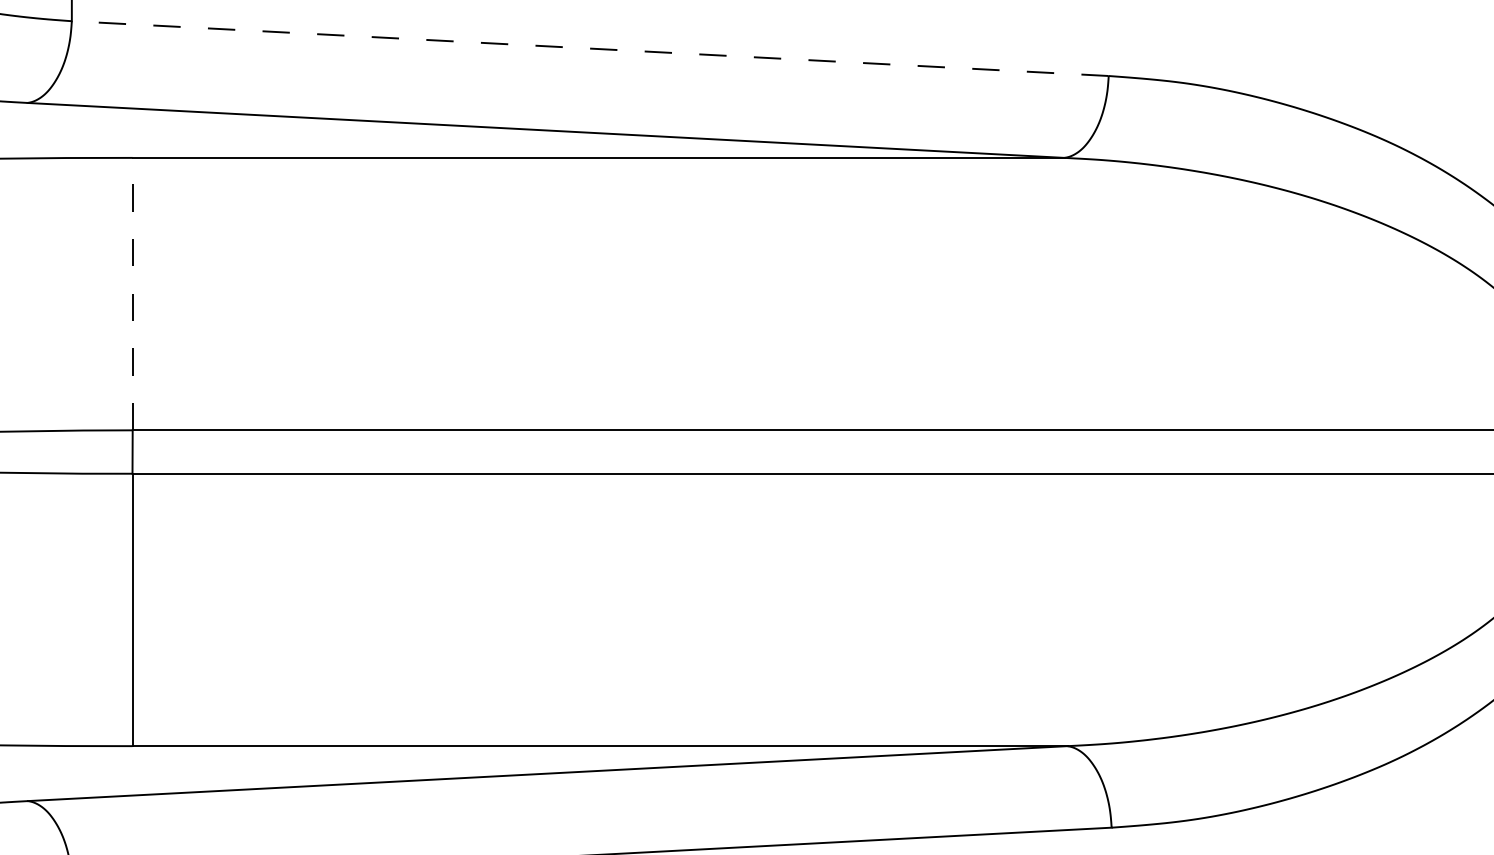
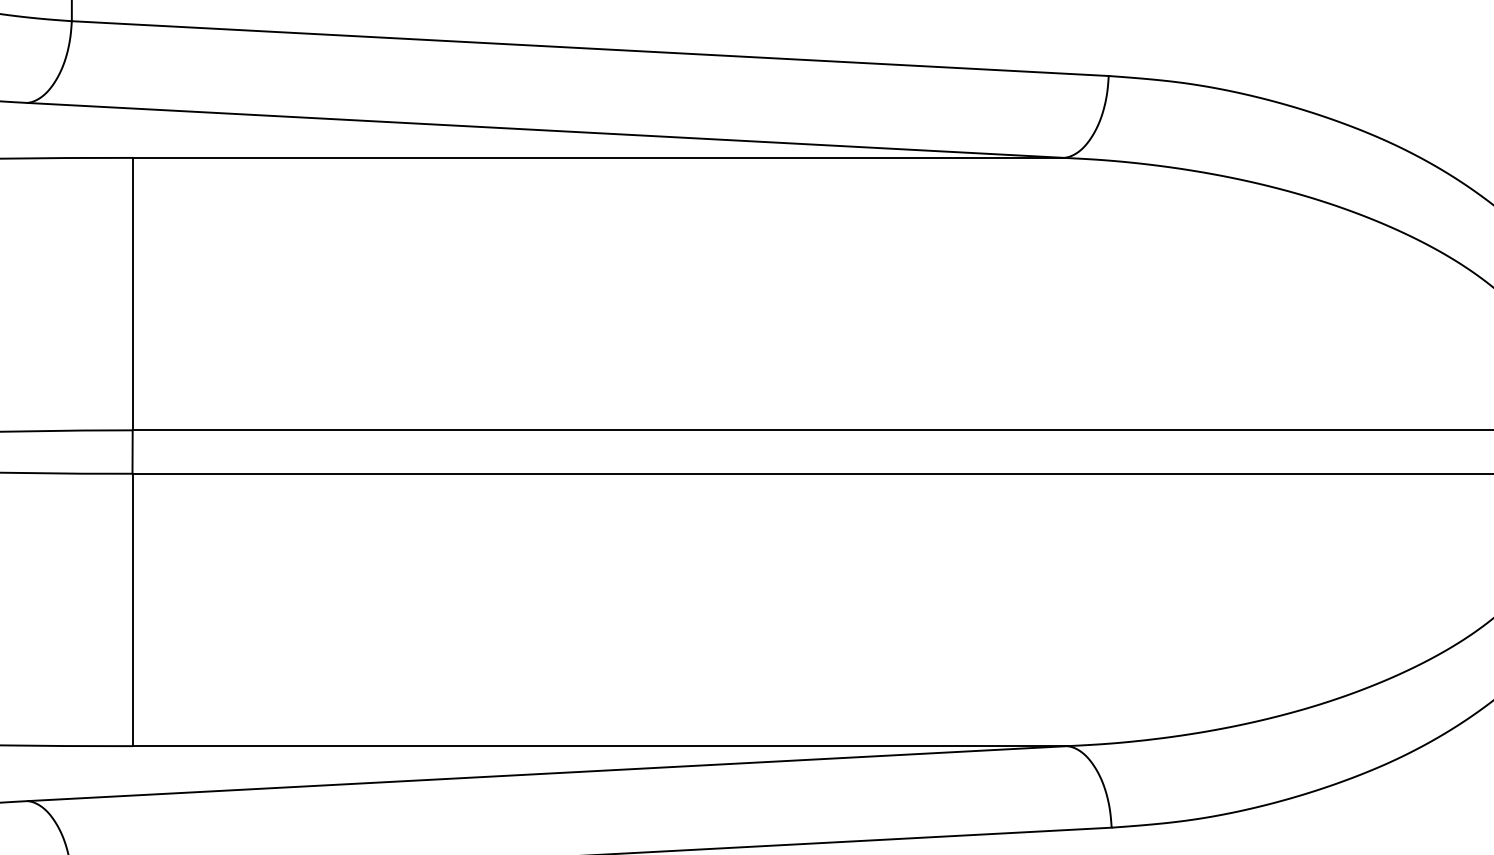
line: dashed -> solid (589, 48)
line: dashed -> solid (132, 293)
